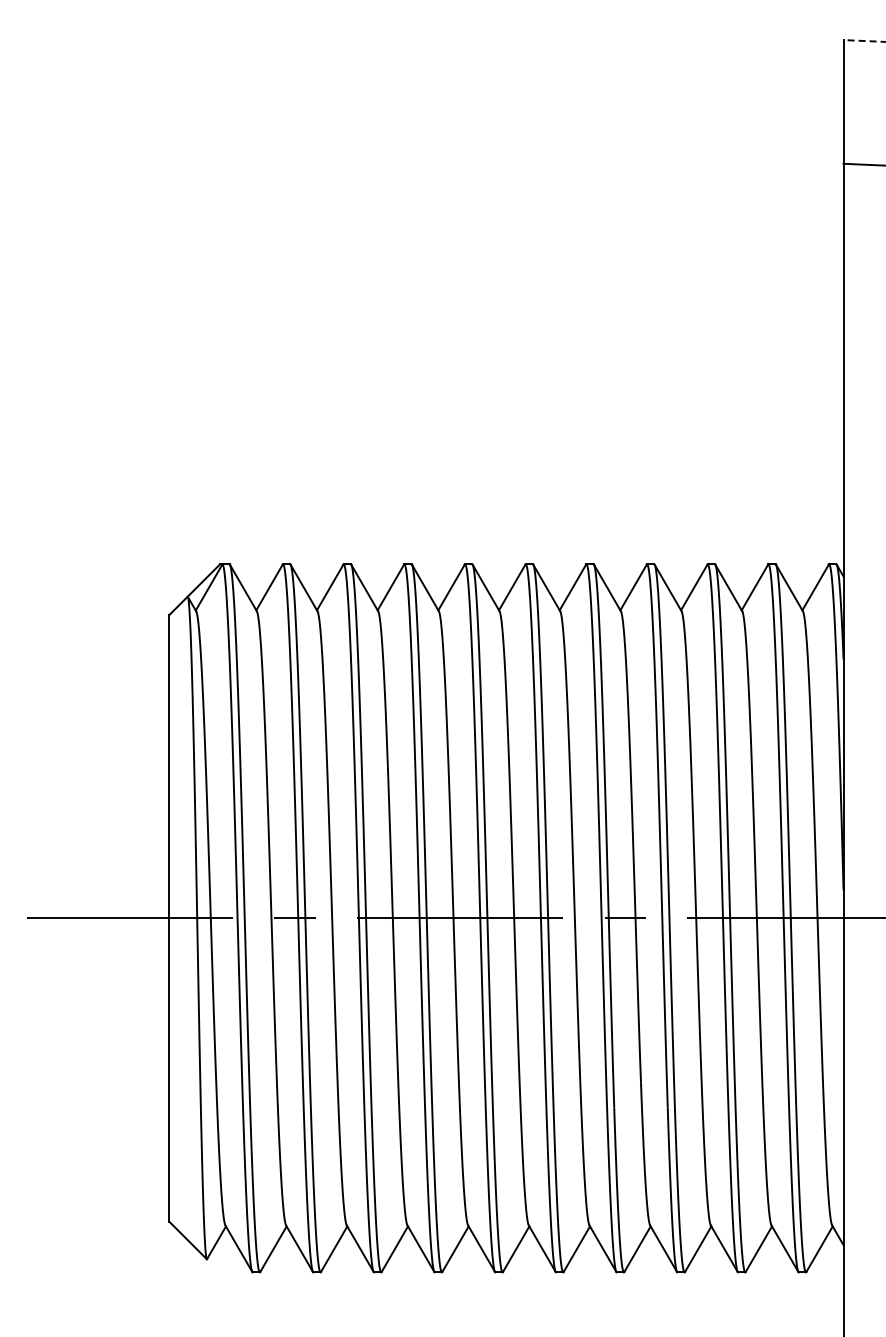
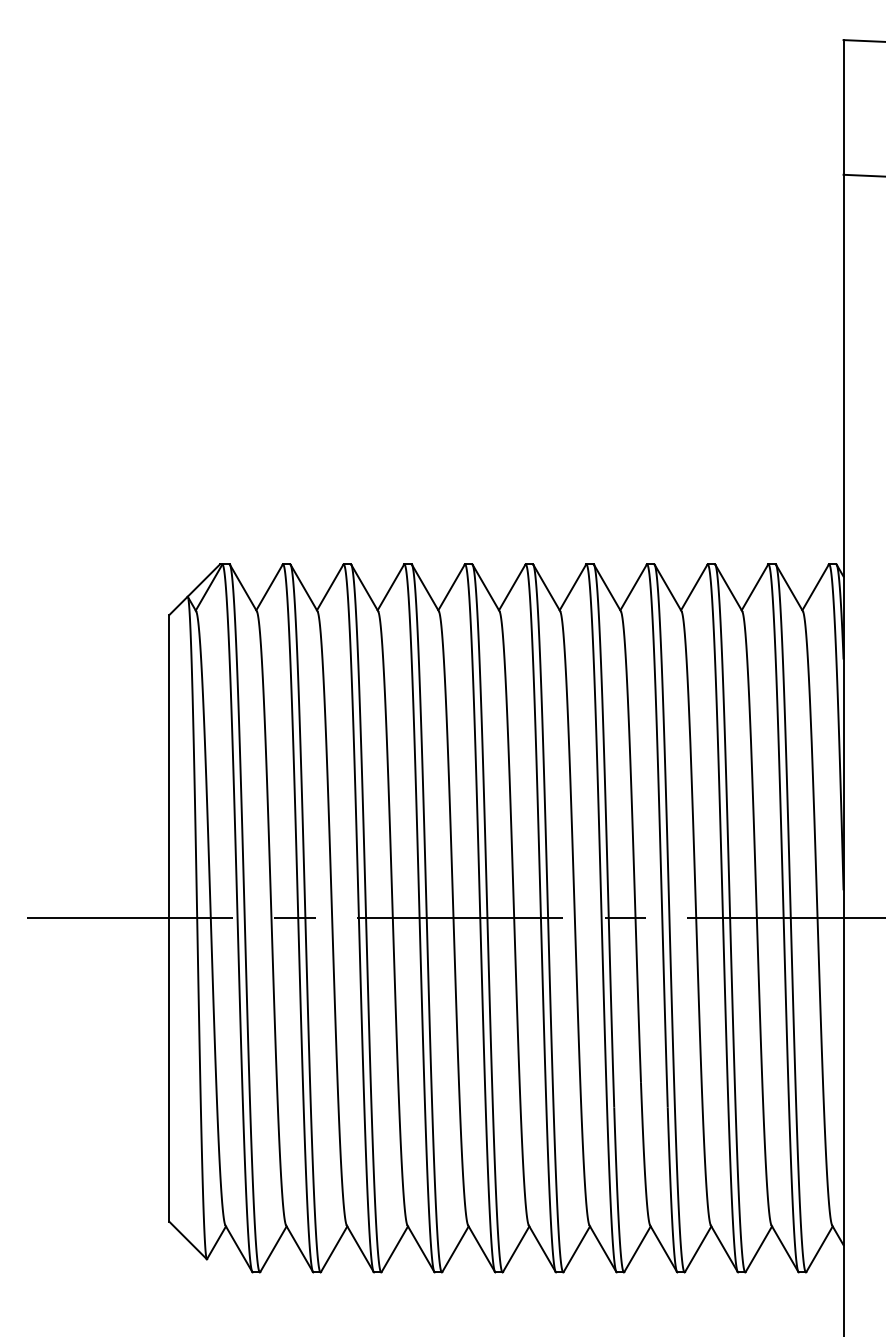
line: dashed -> solid (864, 41)
line position: (862, 164) -> (862, 175) (862, 175)
